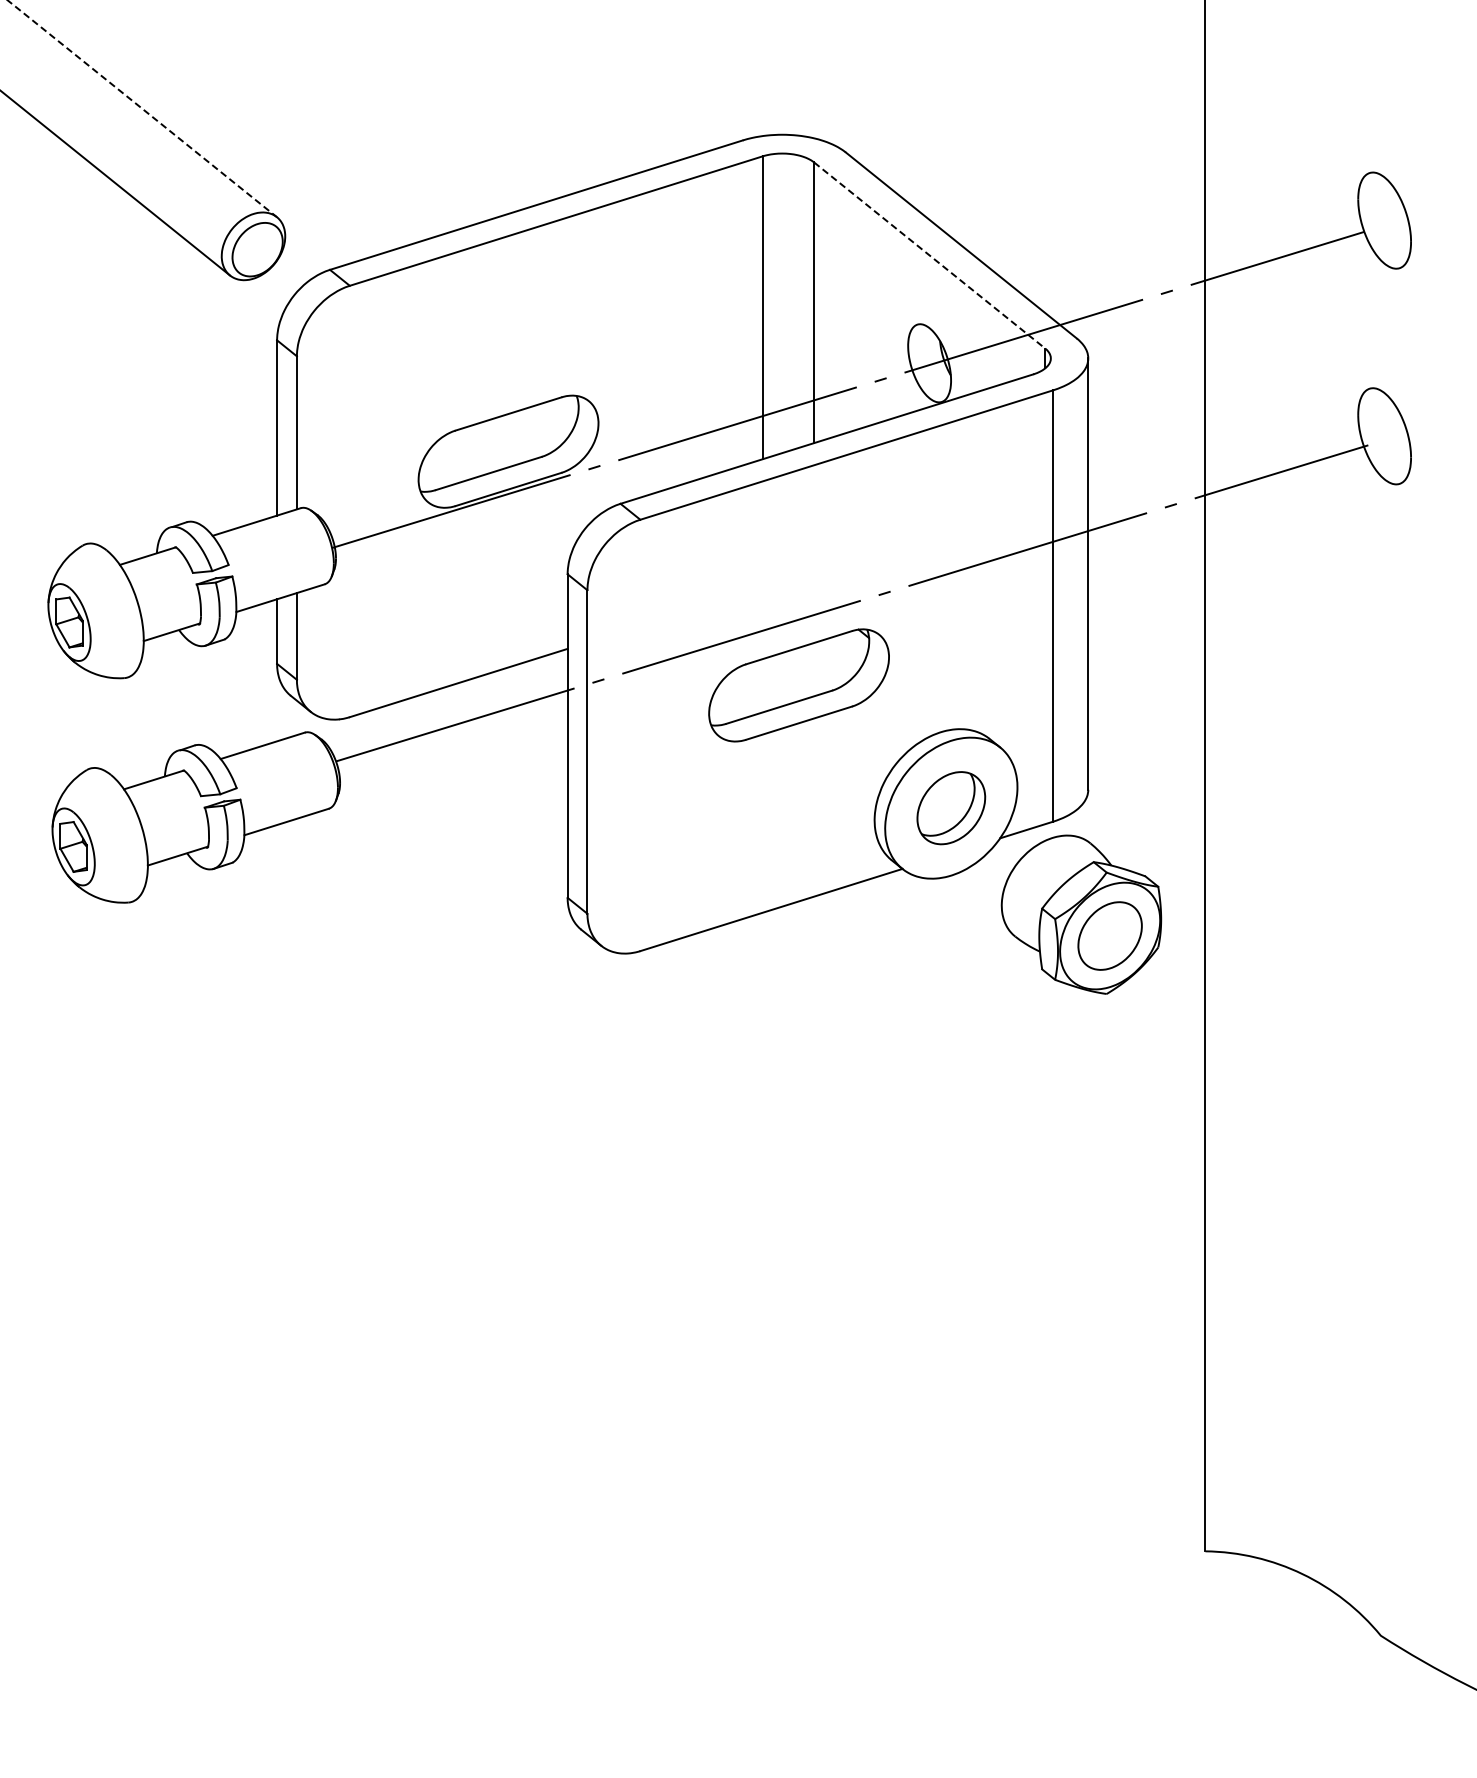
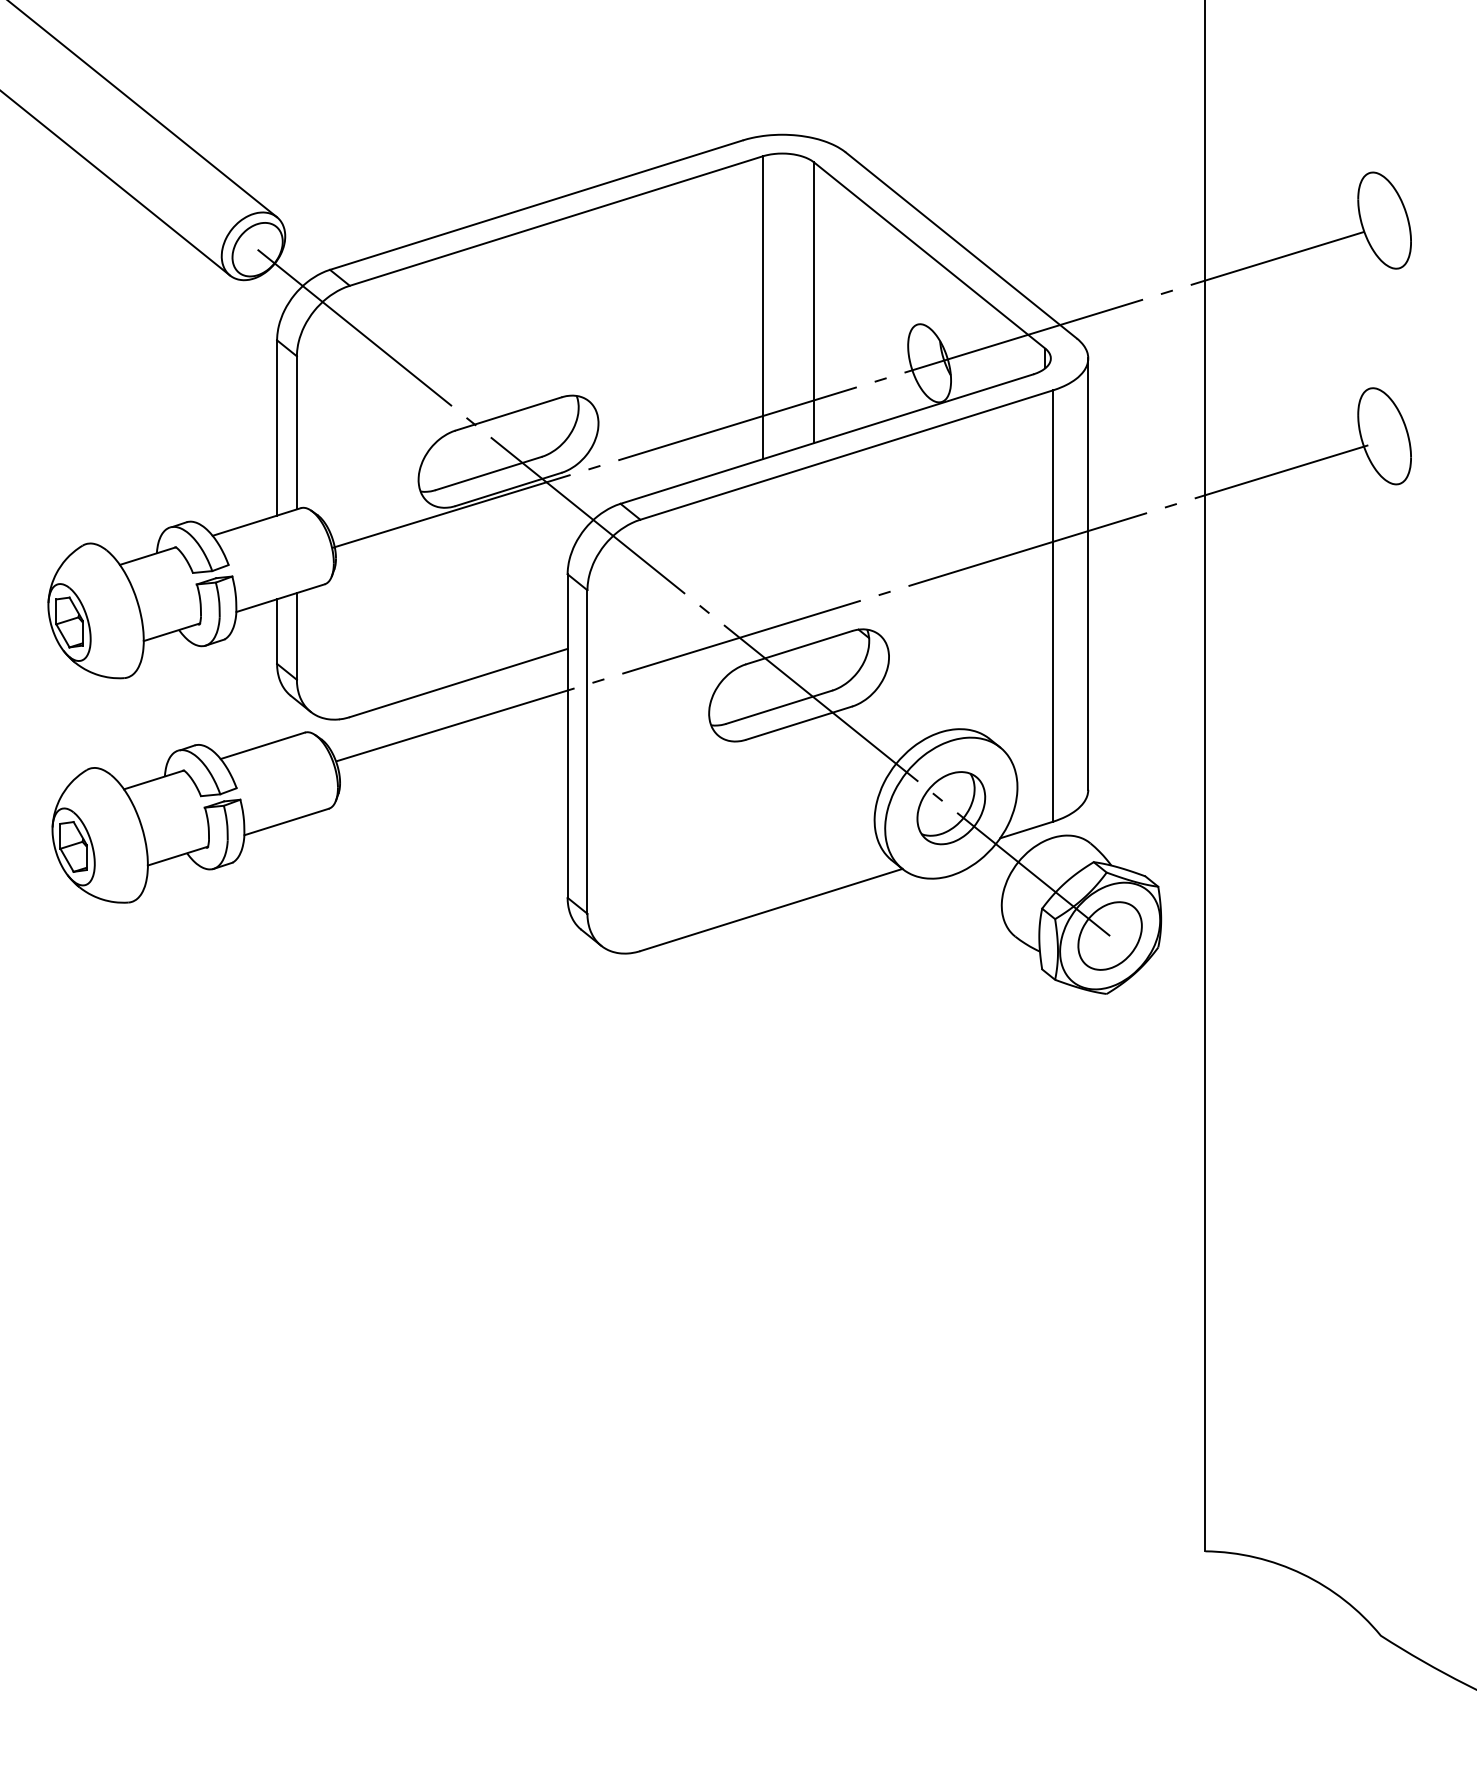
line: dashed -> solid (142, 109)
line: dashed -> solid (930, 255)
line: none -> present (683, 592)
